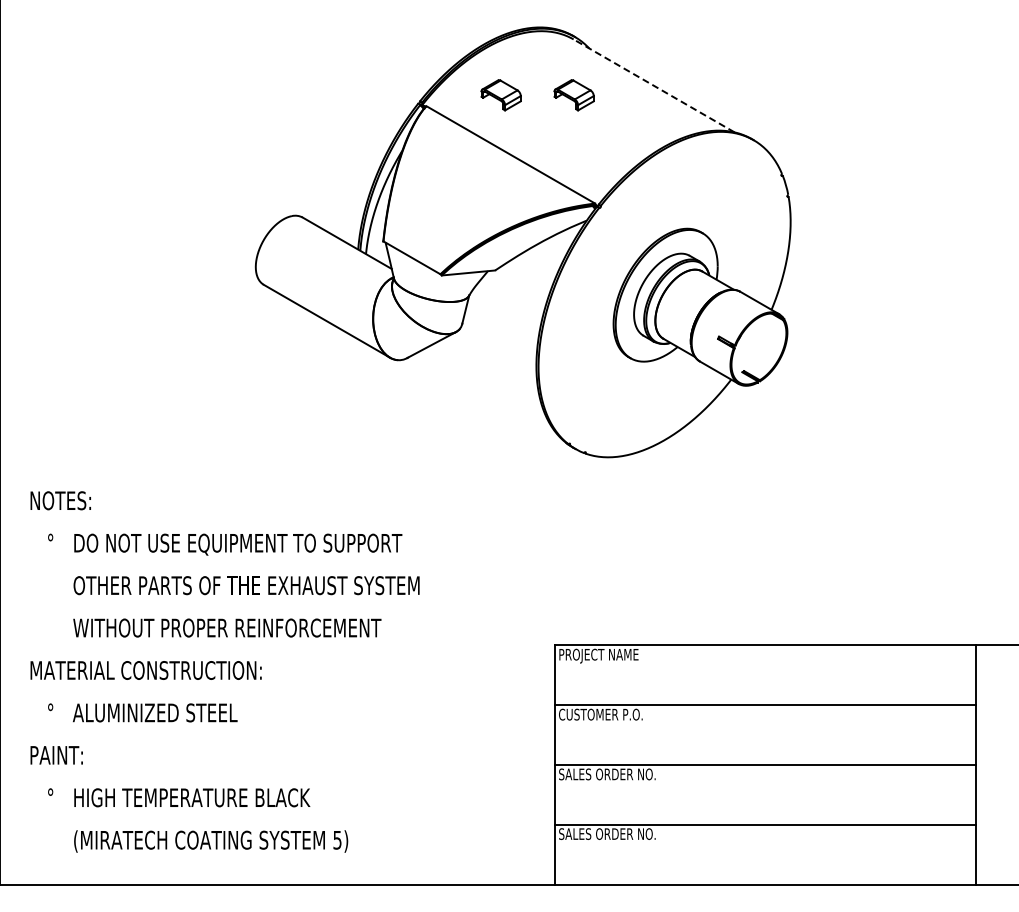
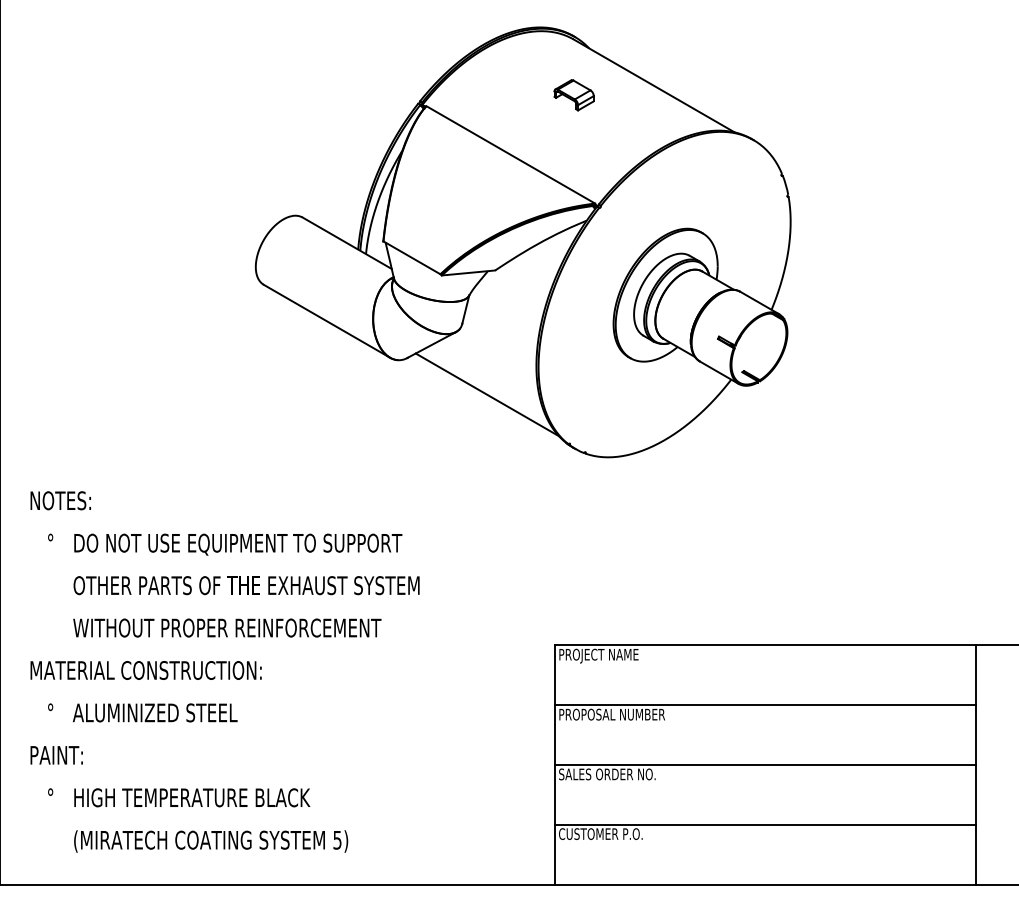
line: dashed -> solid (654, 85)
part: present -> none (500, 95)
line: none -> present (486, 394)
text: CUSTOMER P.O. -> PROPOSAL NUMBER (612, 714)
text: SALES ORDER NO. -> CUSTOMER P.O. (607, 834)
